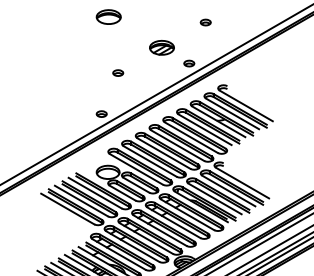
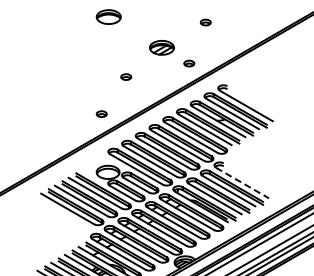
part position: (118, 72) -> (126, 76) (126, 76)
line: present -> none (156, 94)
line: solid -> dashed (242, 183)
